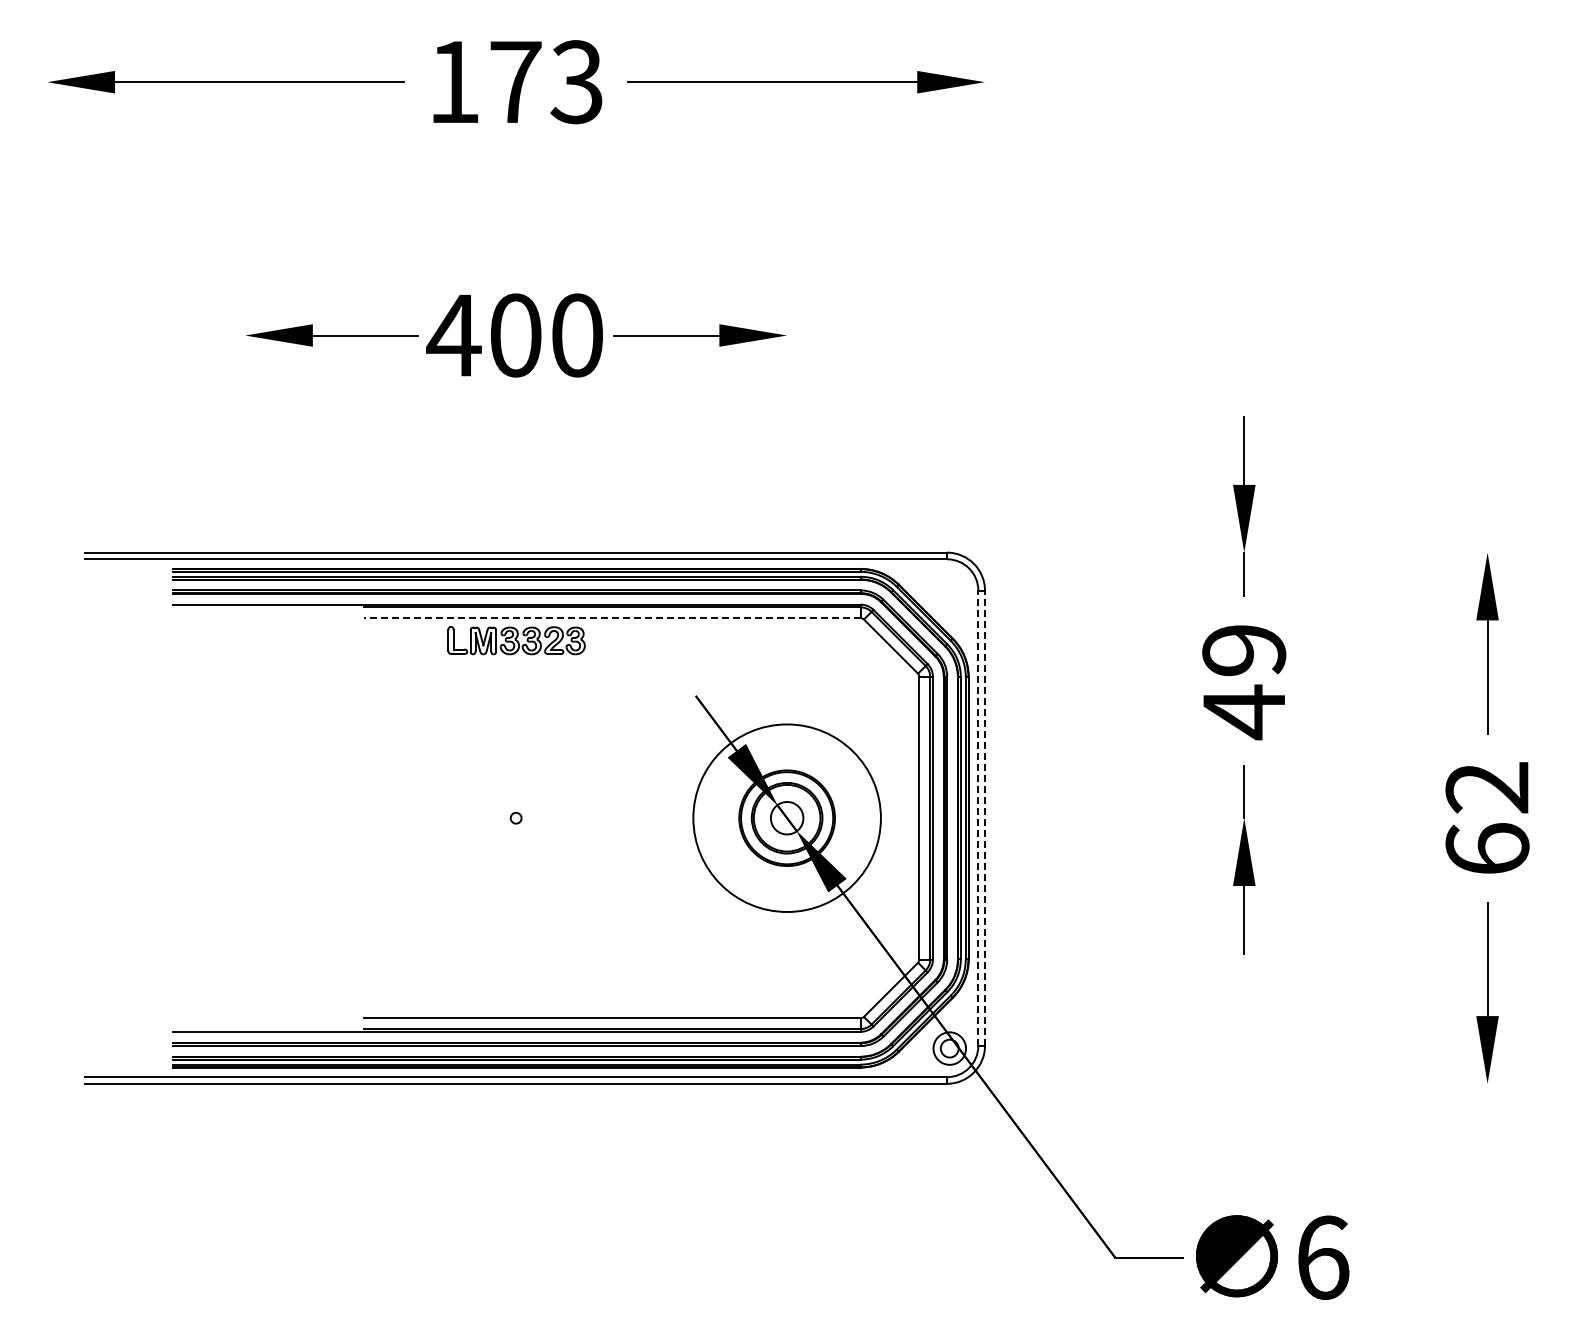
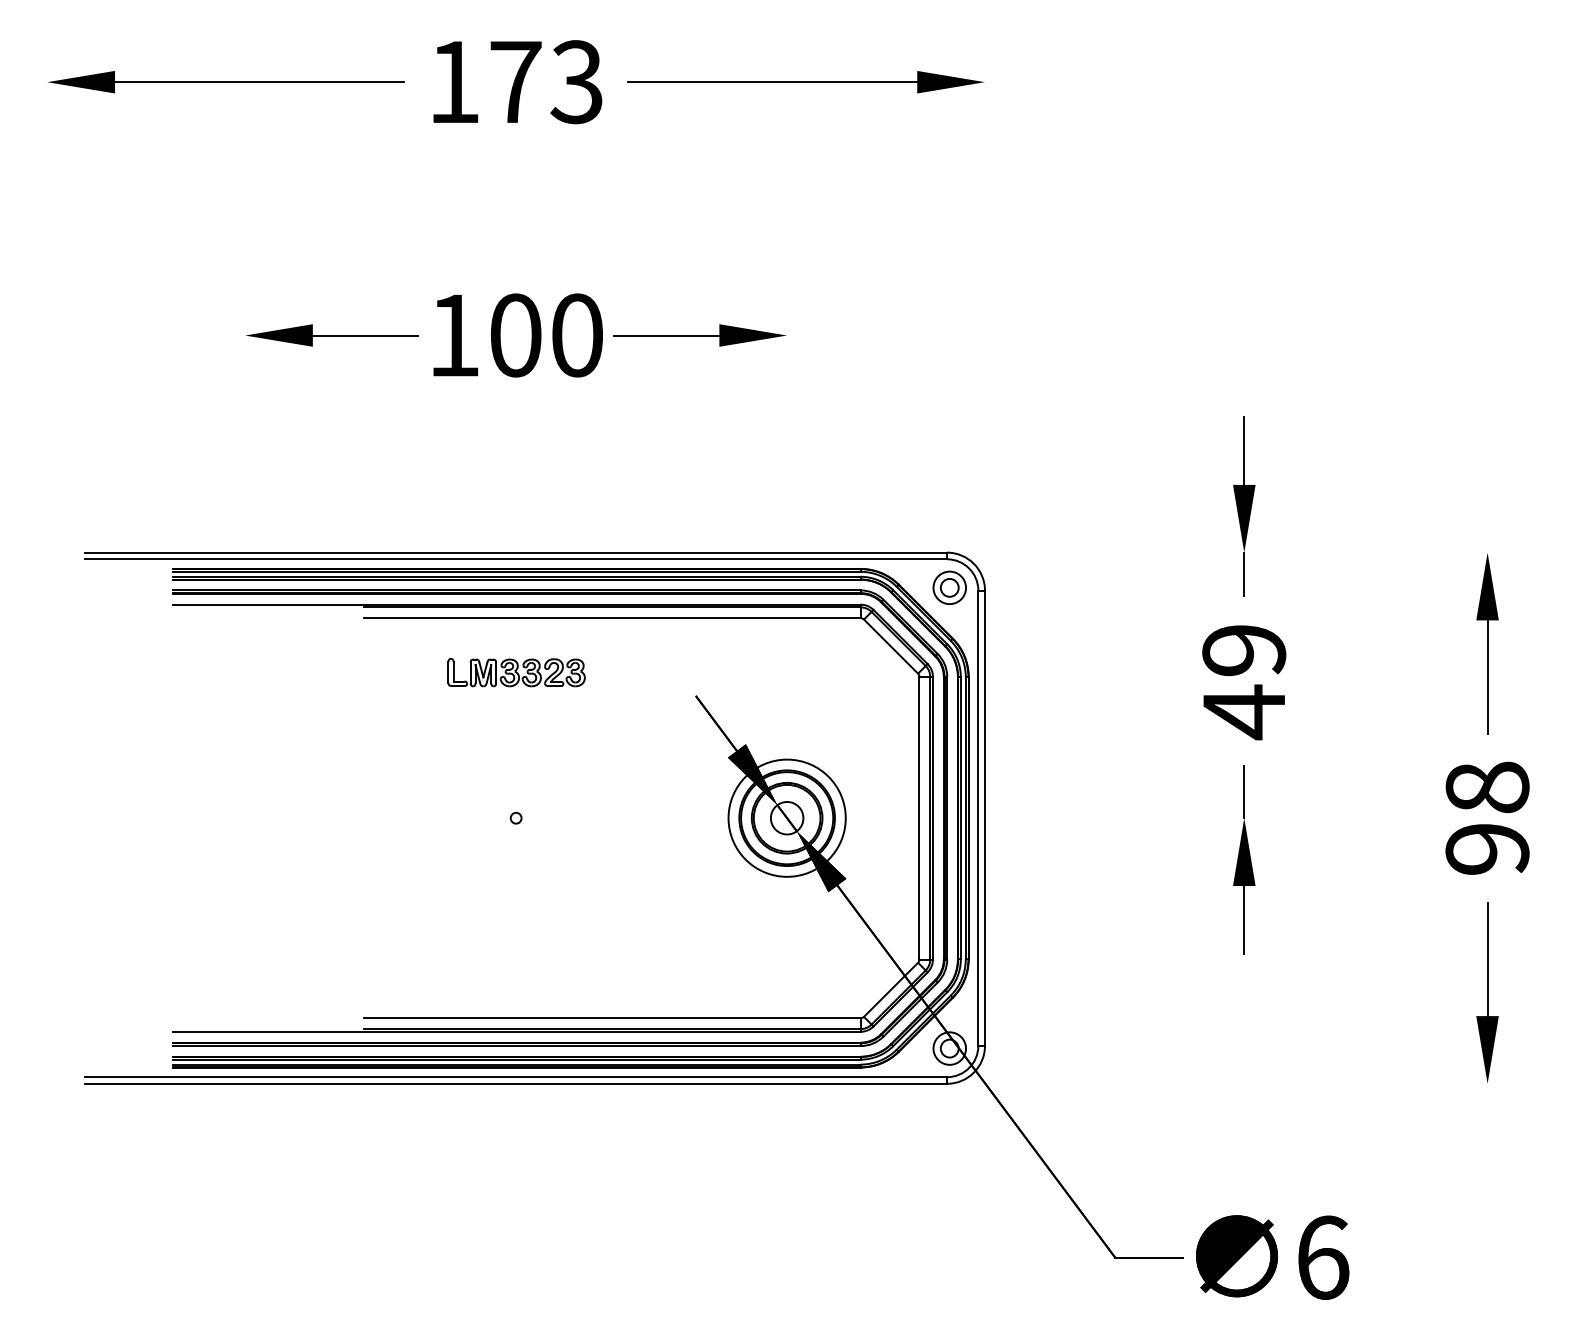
text: 400 -> 100 (453, 335)
part: none -> present (949, 587)
line: dashed -> solid (612, 618)
part position: (516, 640) -> (516, 672) (516, 672)
text: 62 -> 98 (1487, 817)
circle diameter: 188 px -> 117 px (786, 817)
line: dashed -> solid (978, 818)
line: dashed -> solid (985, 818)
